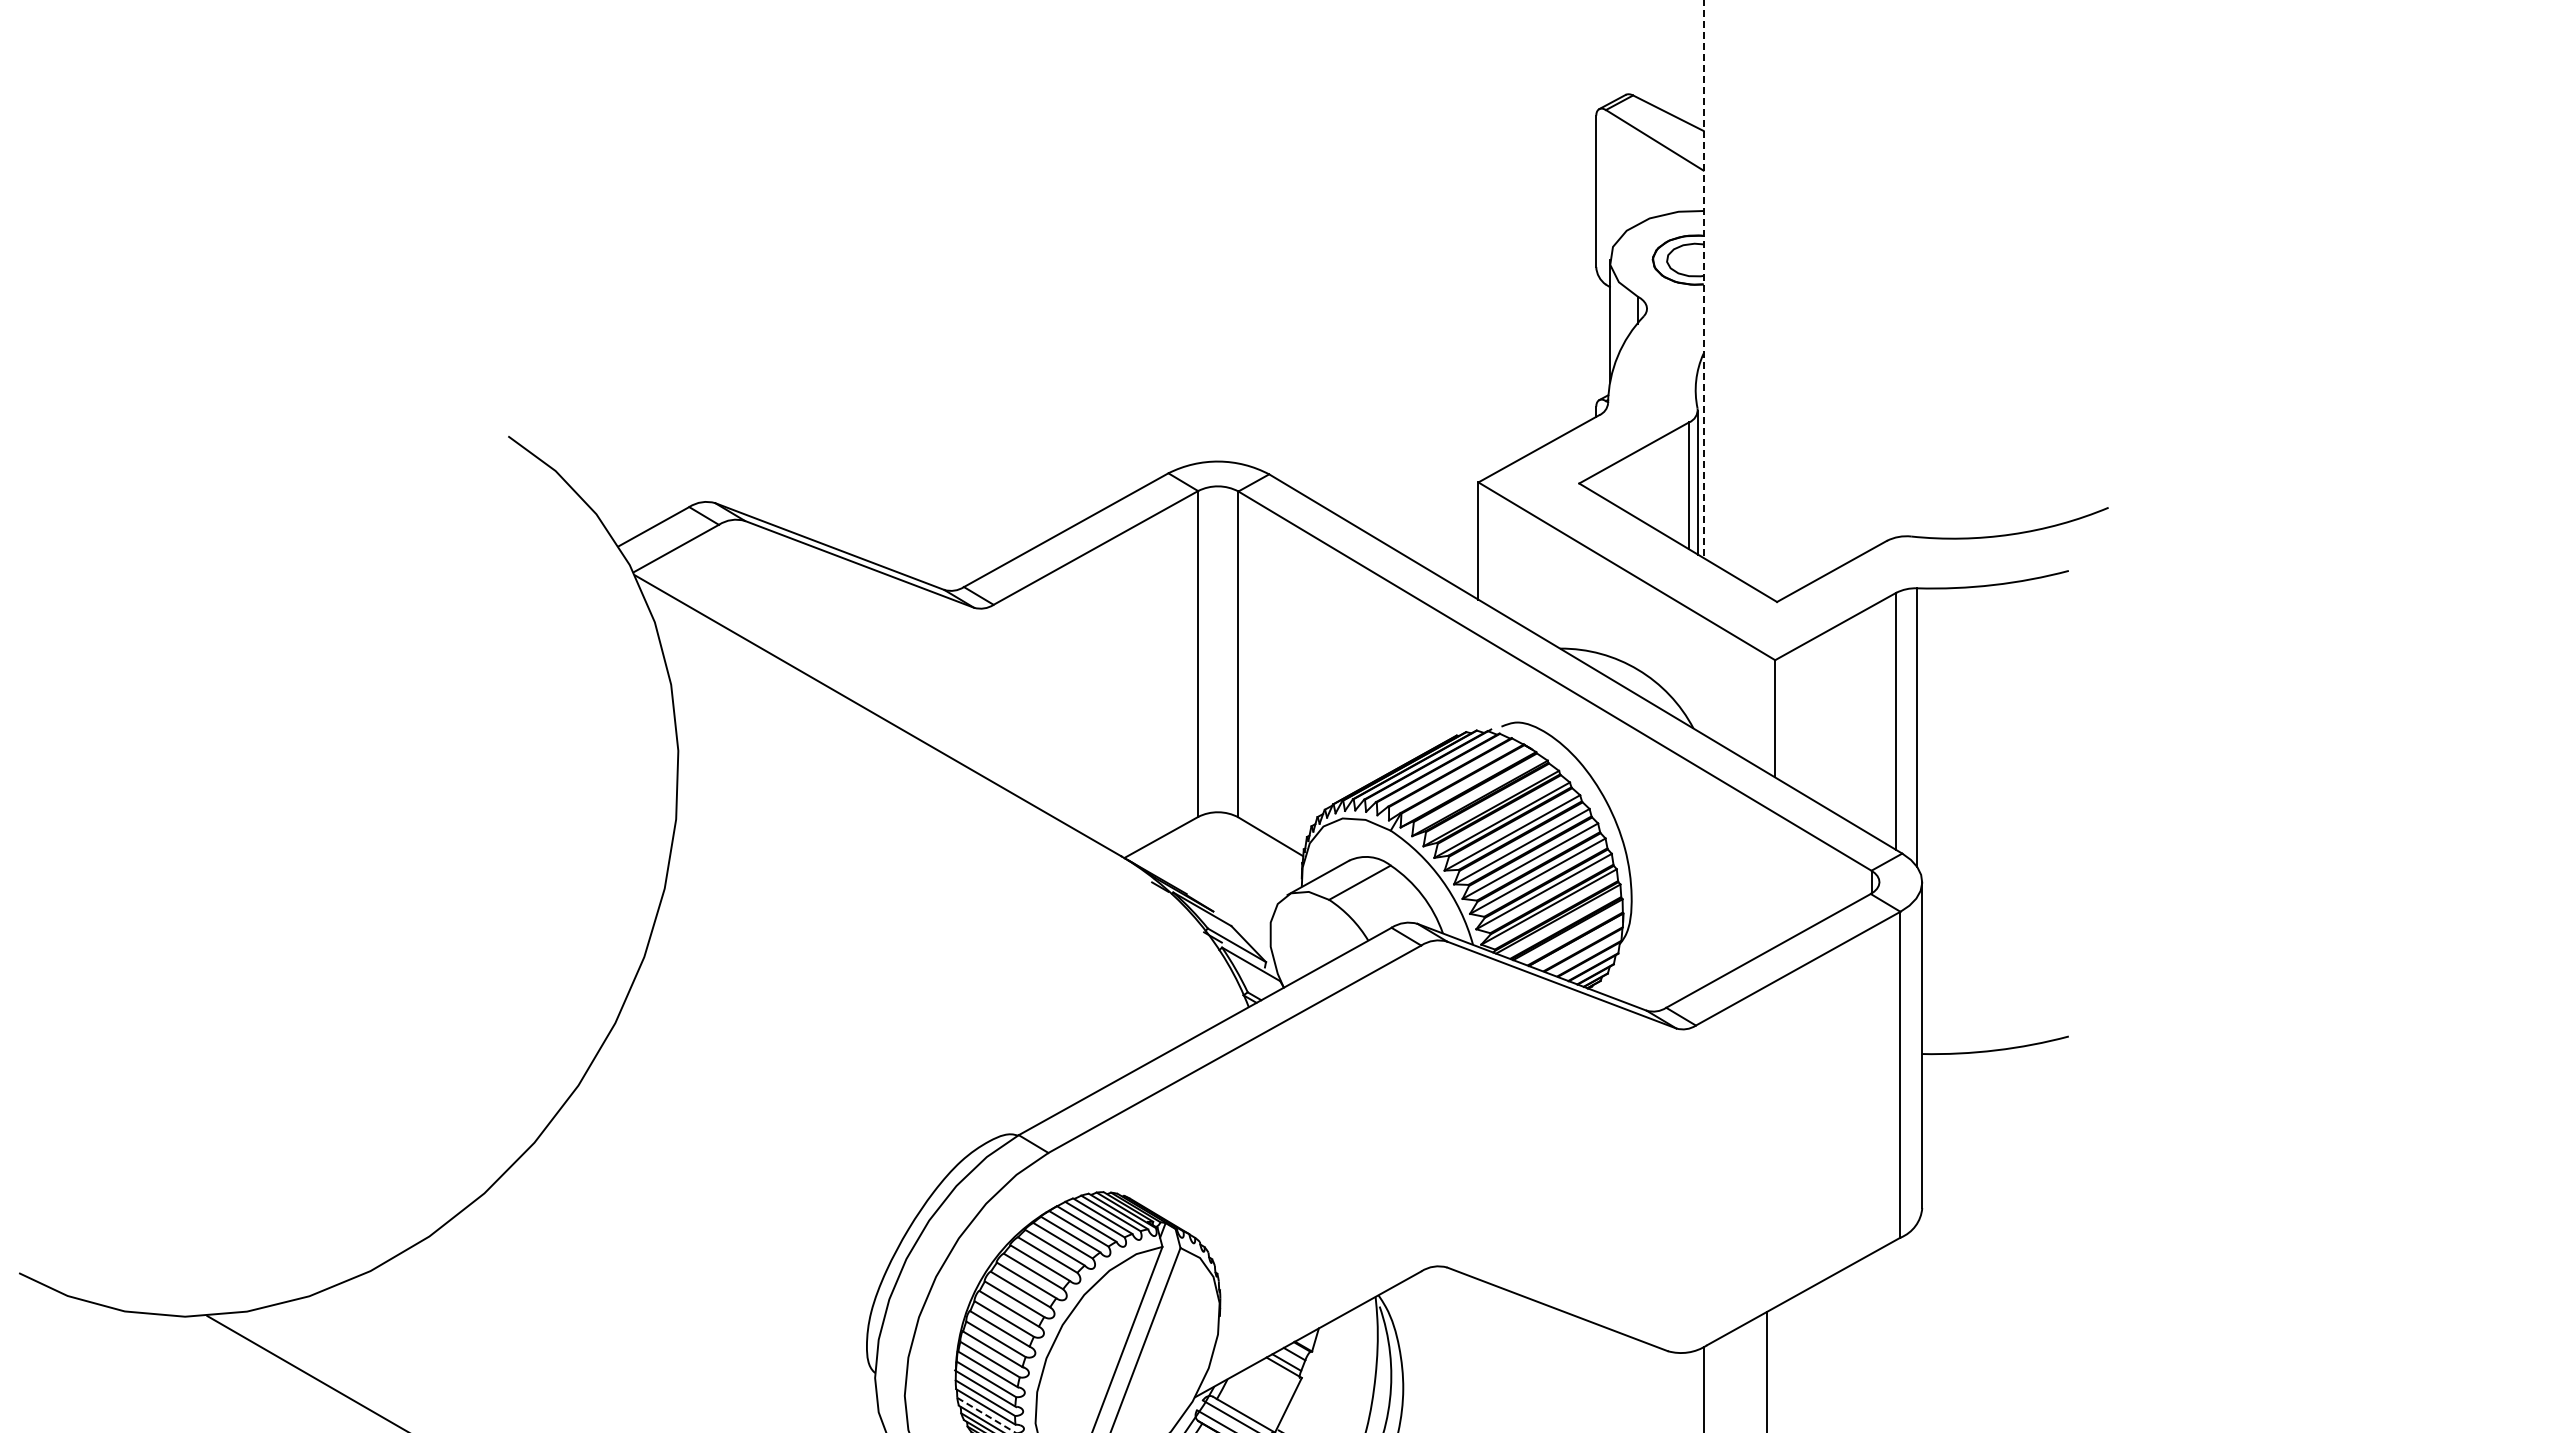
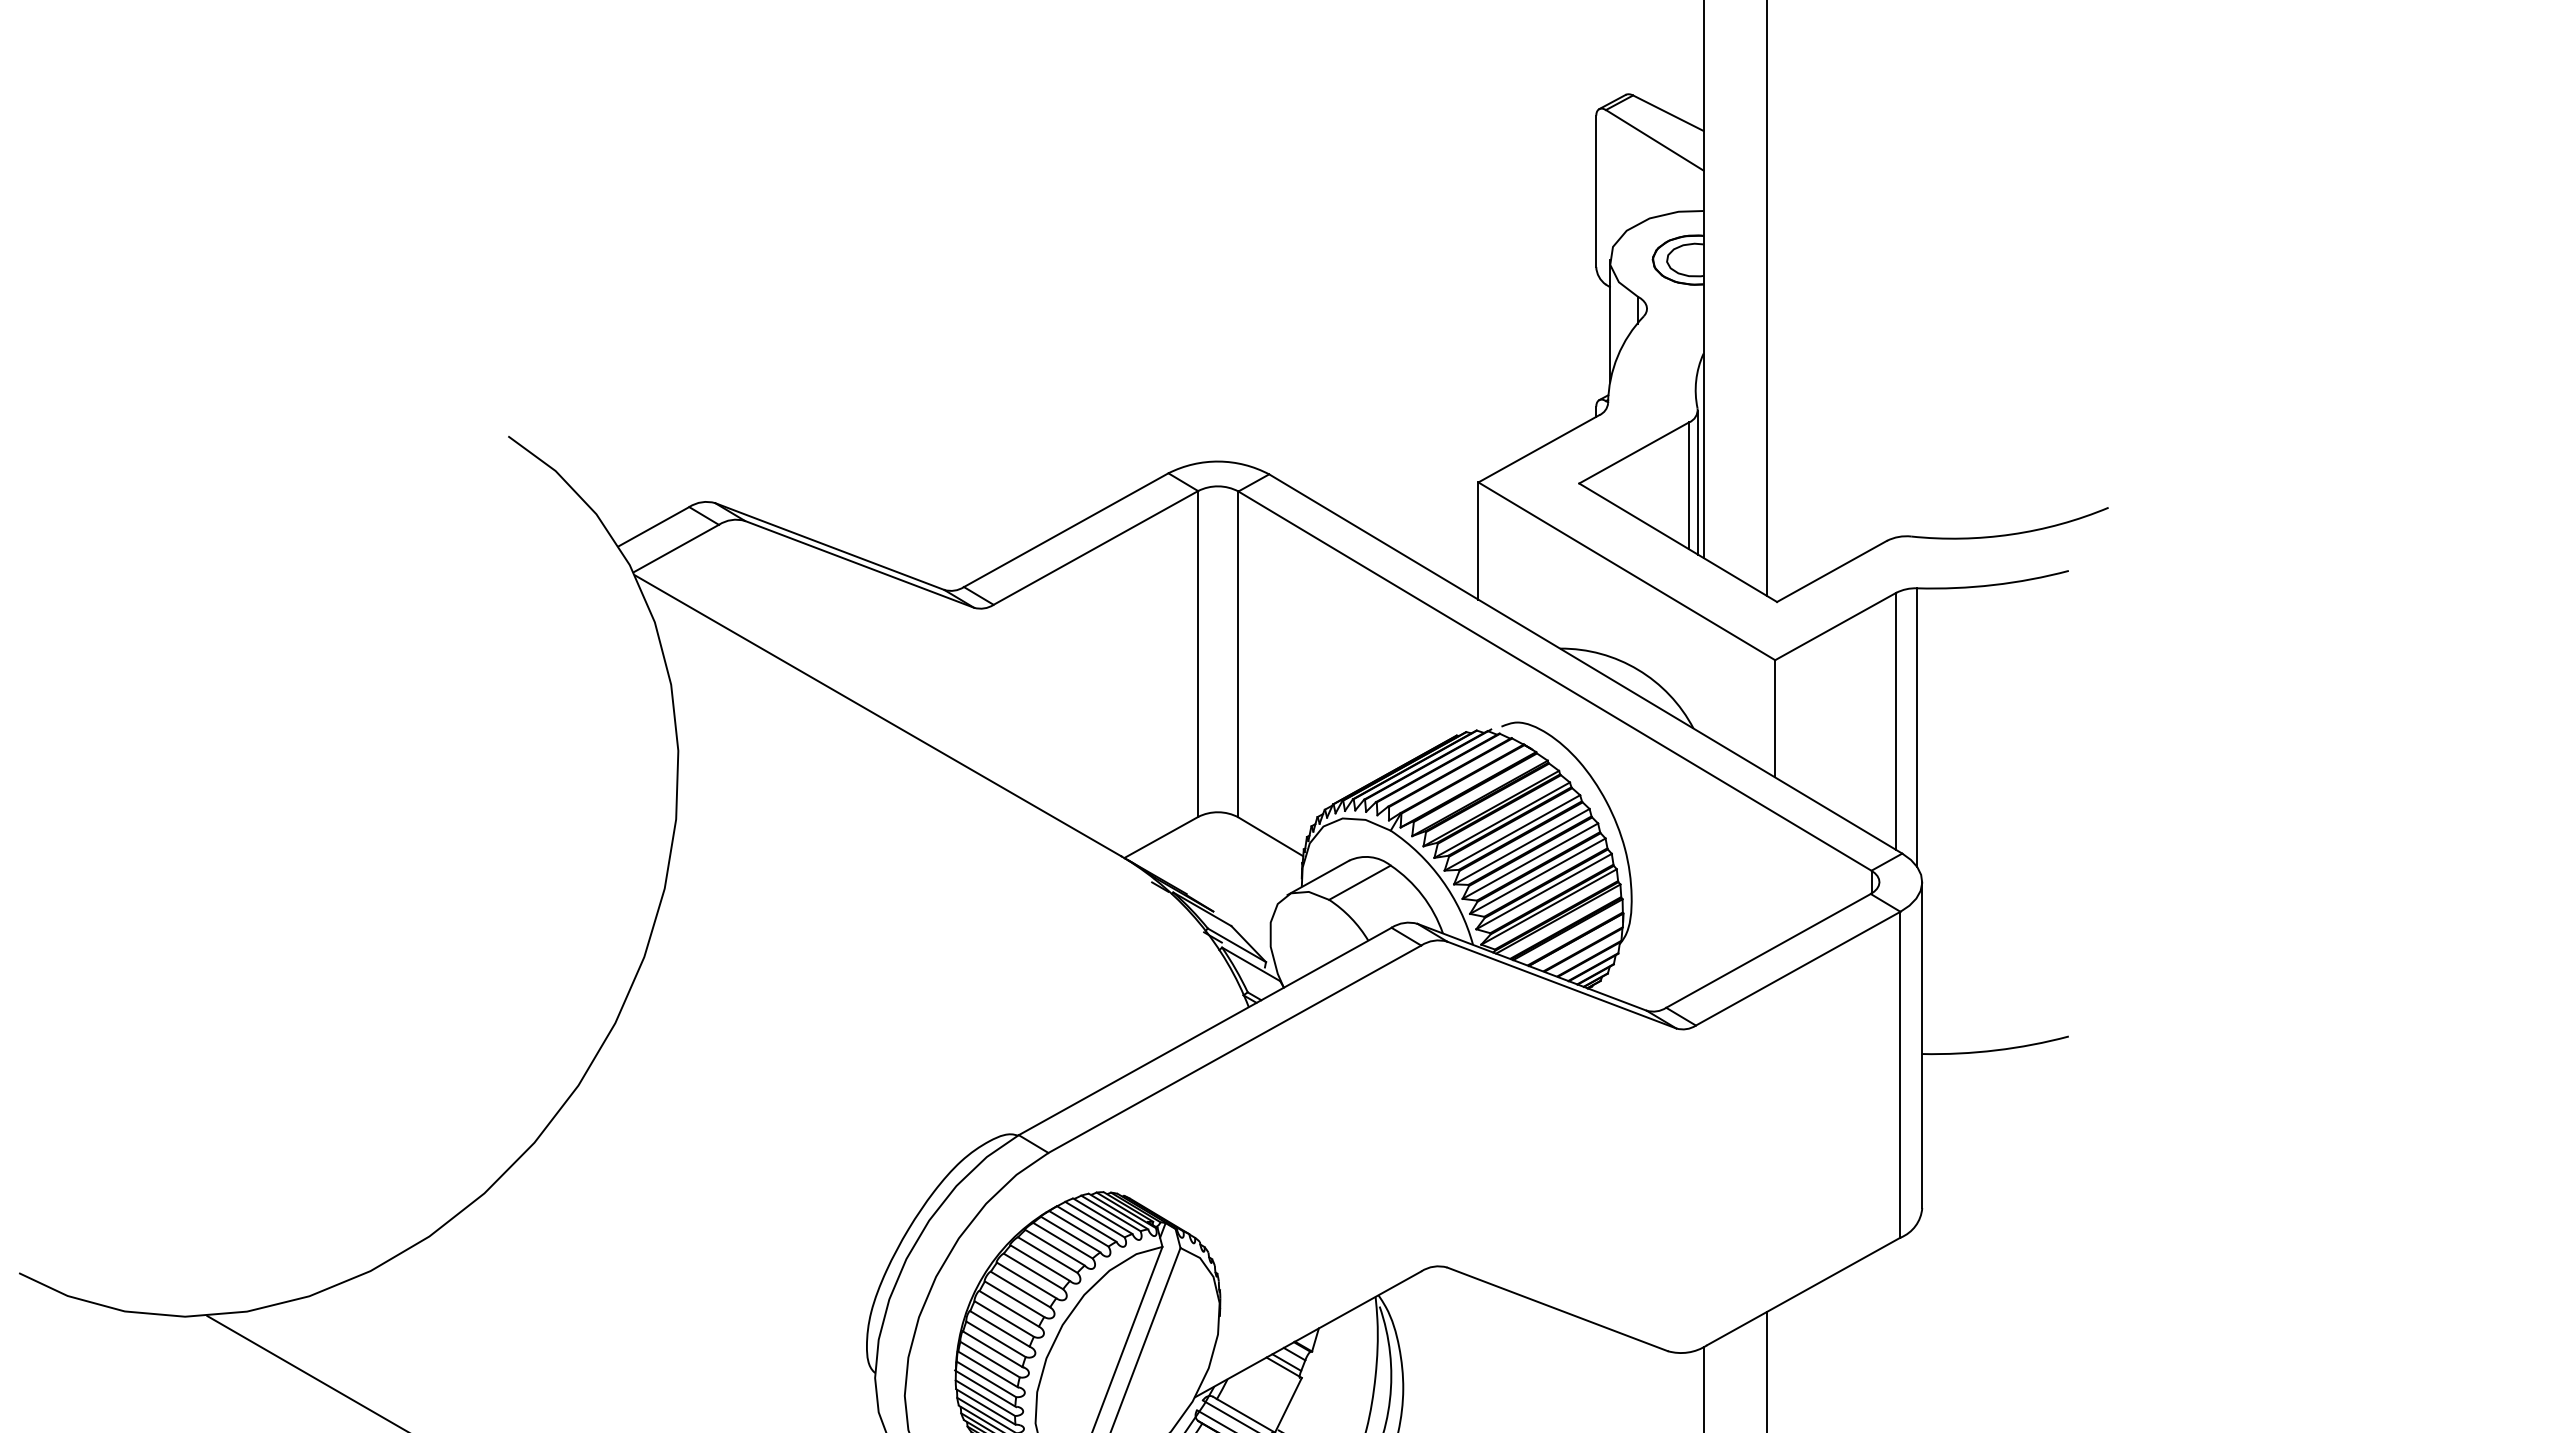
line: dashed -> solid (1703, 279)
line: none -> present (1767, 299)
line: dashed -> solid (986, 1415)
